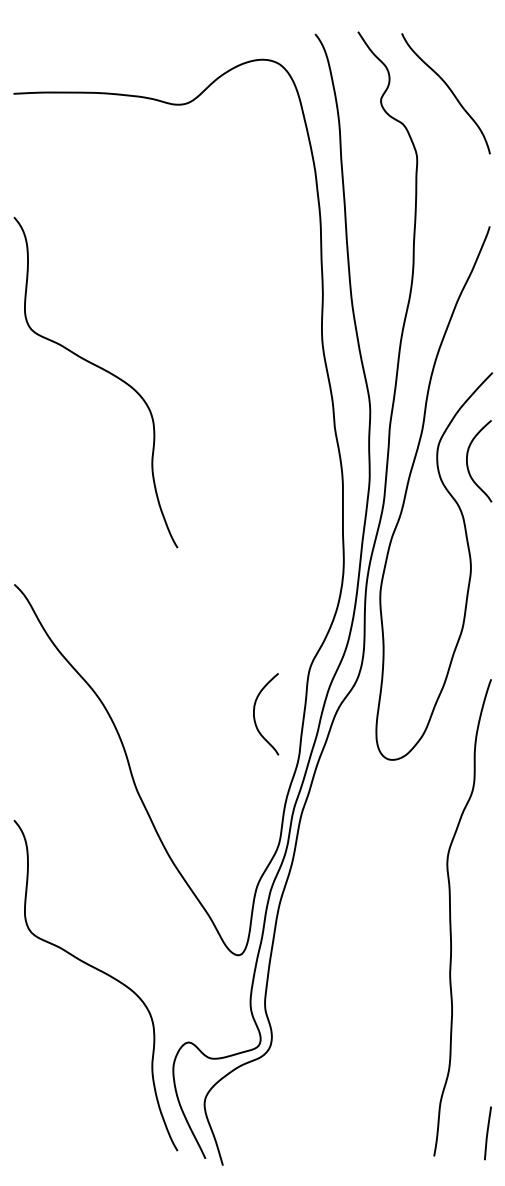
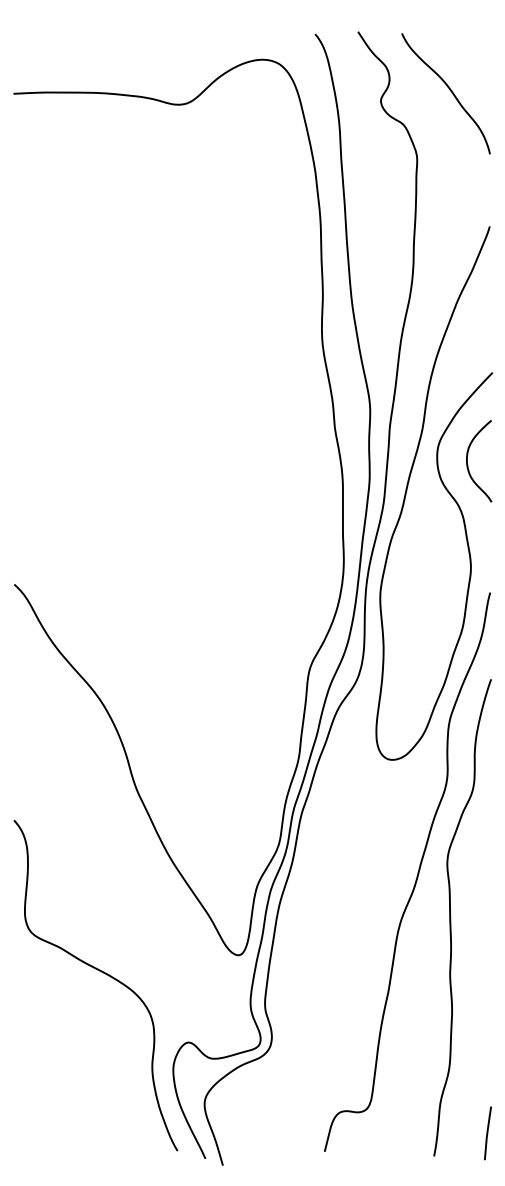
curve: present -> none (101, 369)
curve: present -> none (255, 718)
curve: none -> present (417, 872)
